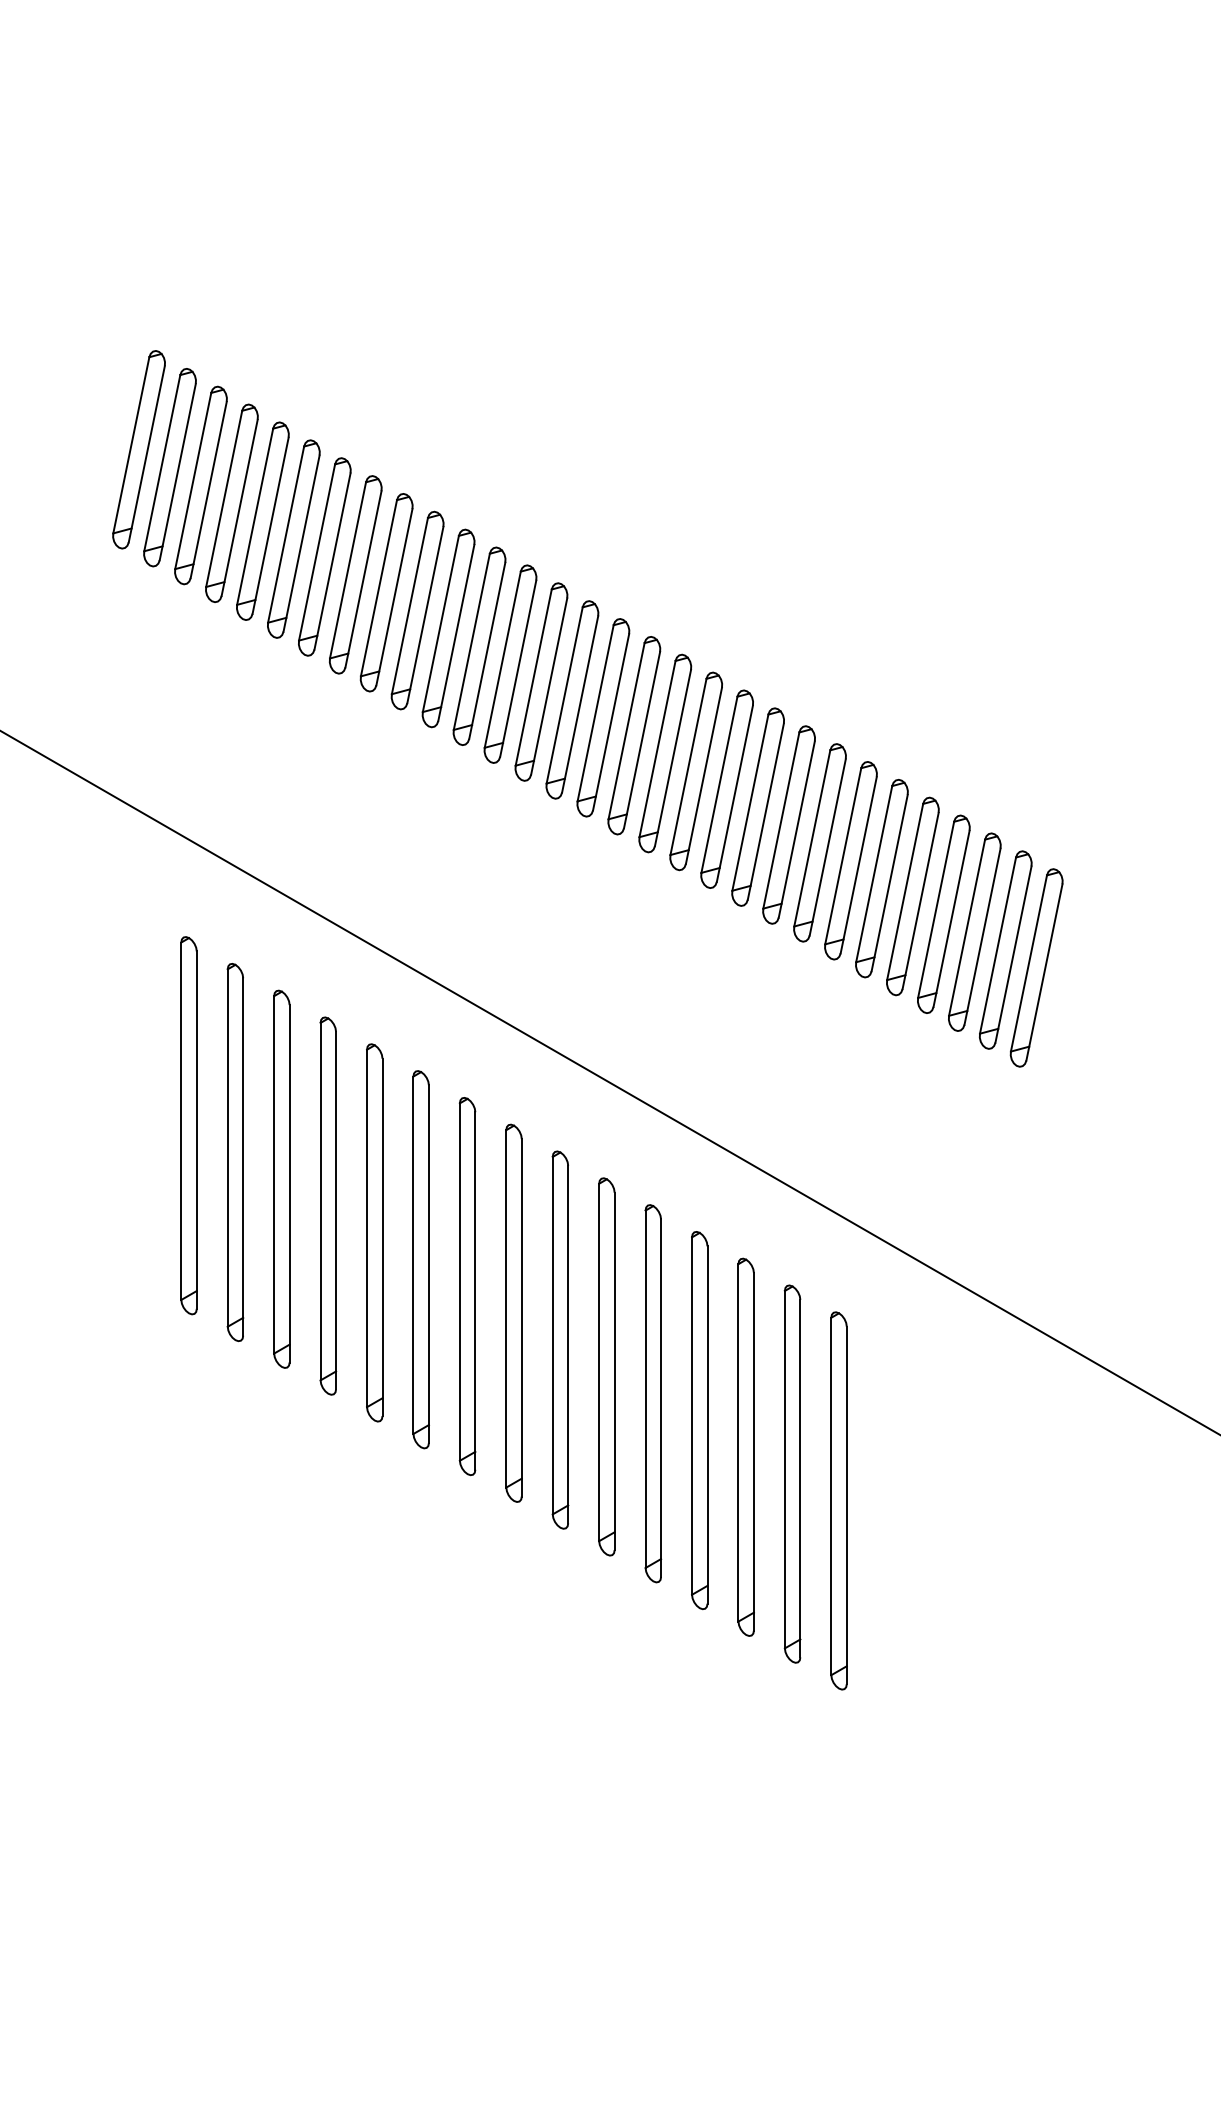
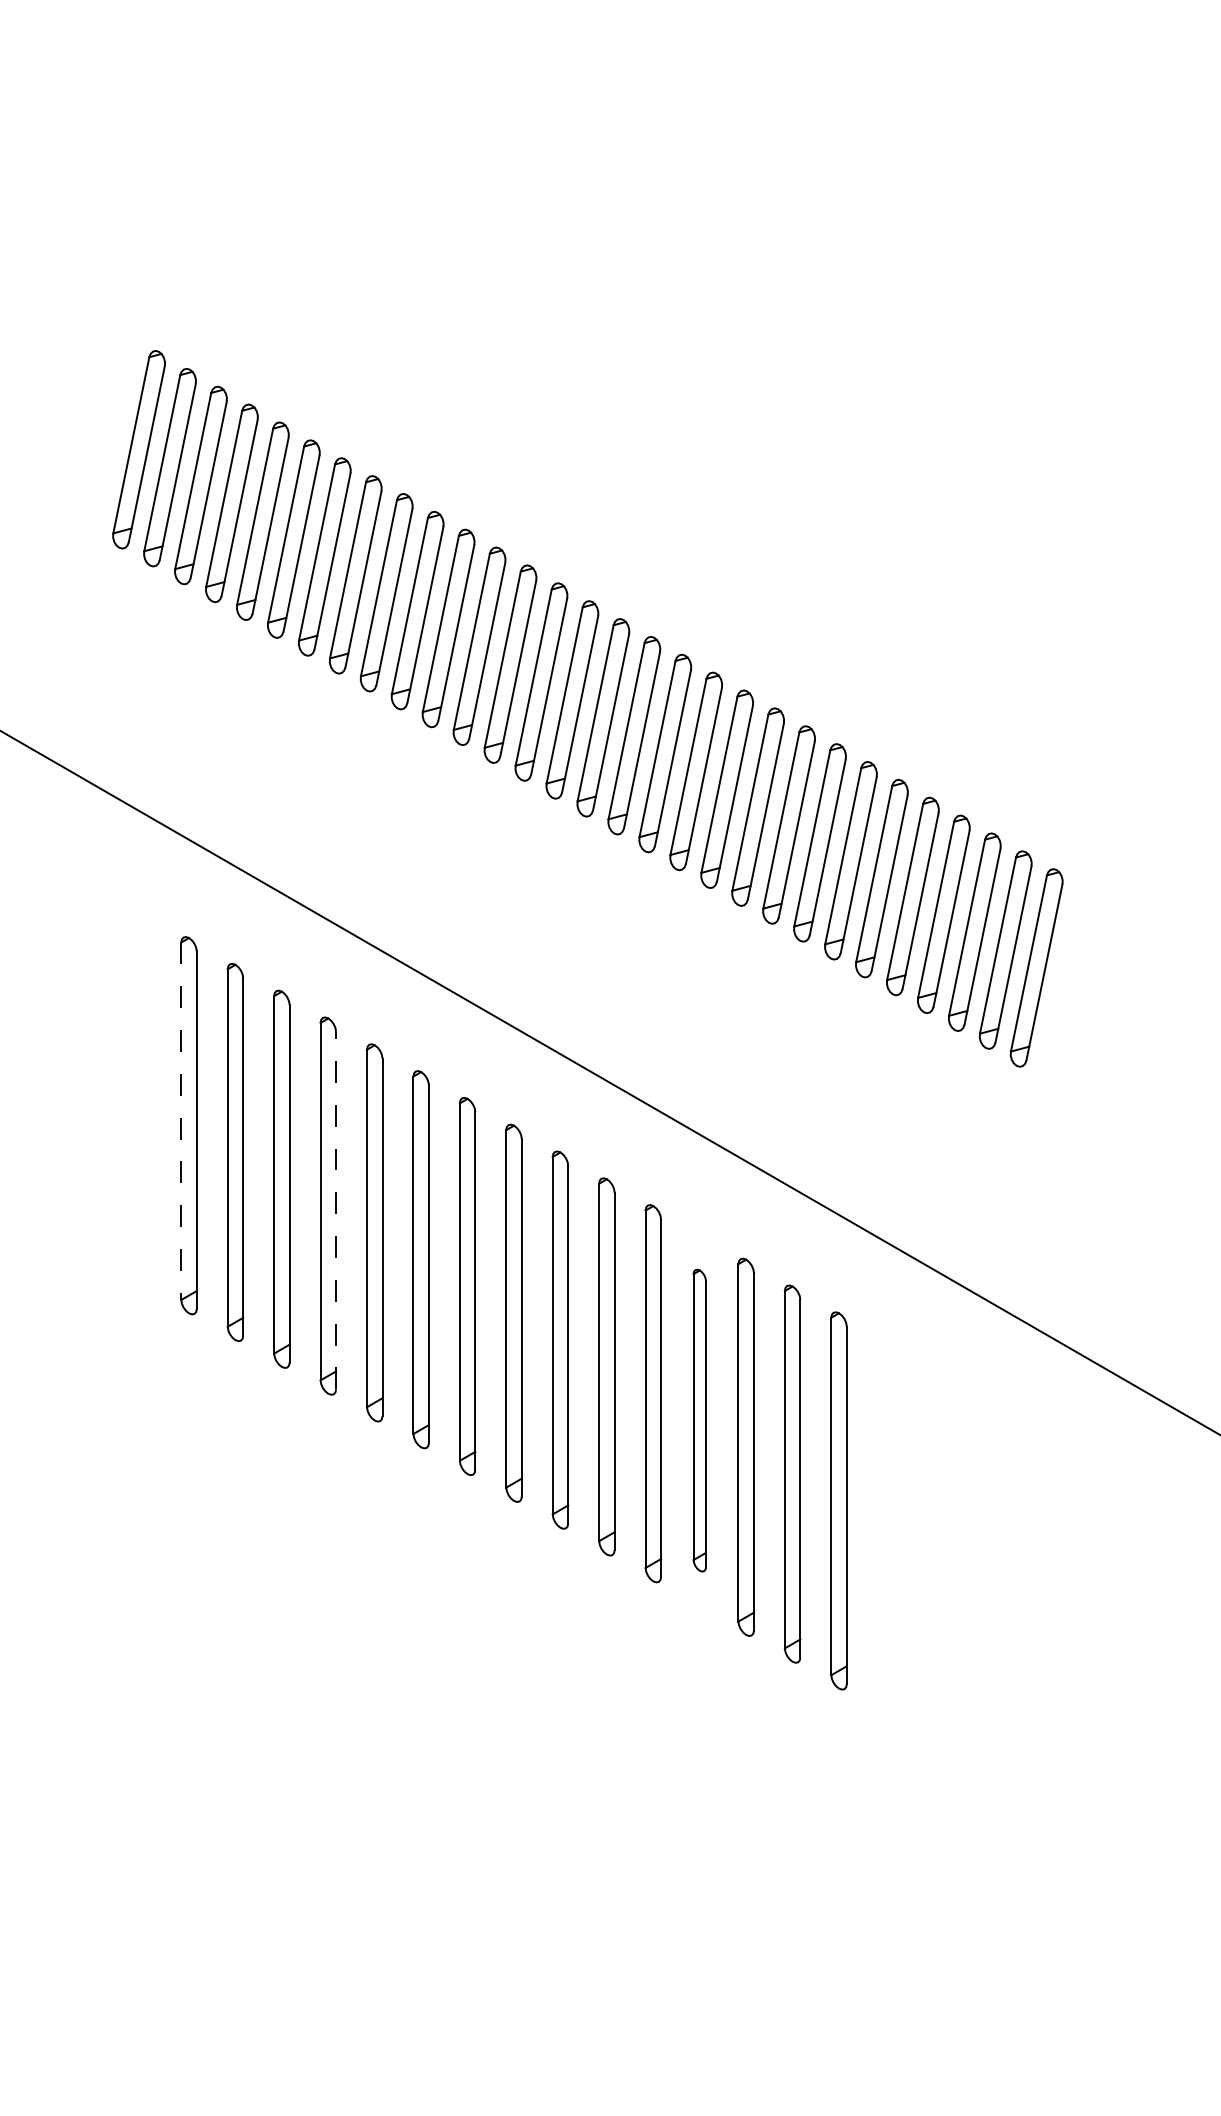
line: solid -> dashed (181, 1121)
line: solid -> dashed (336, 1210)
part size: 18x380 px -> 15x305 px (699, 1420)
